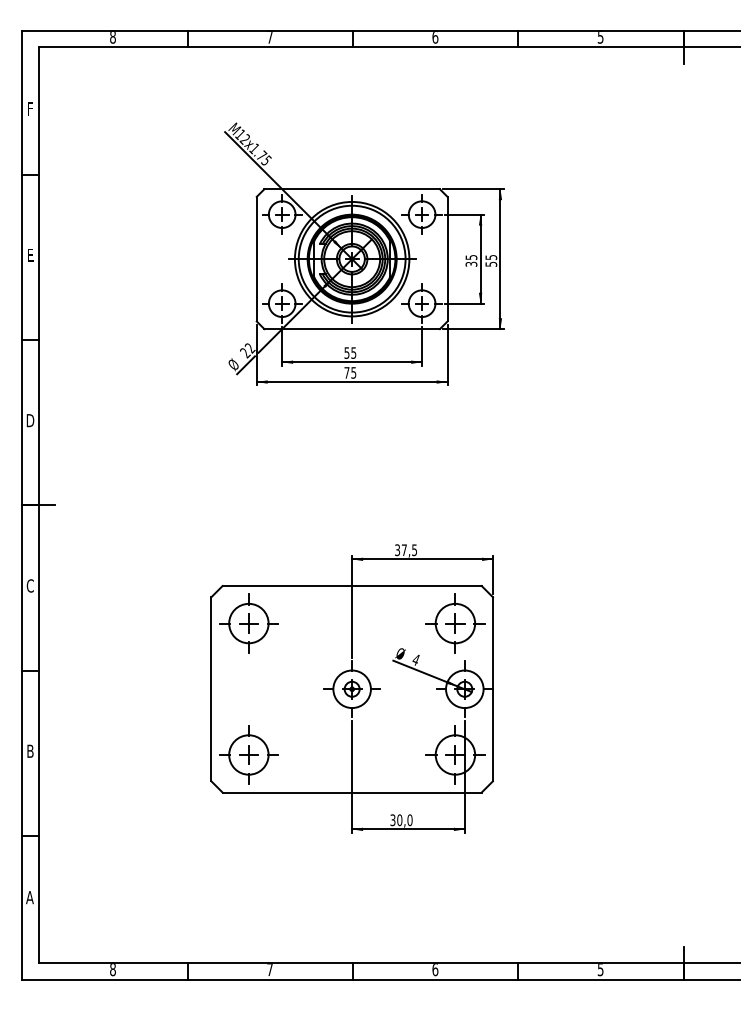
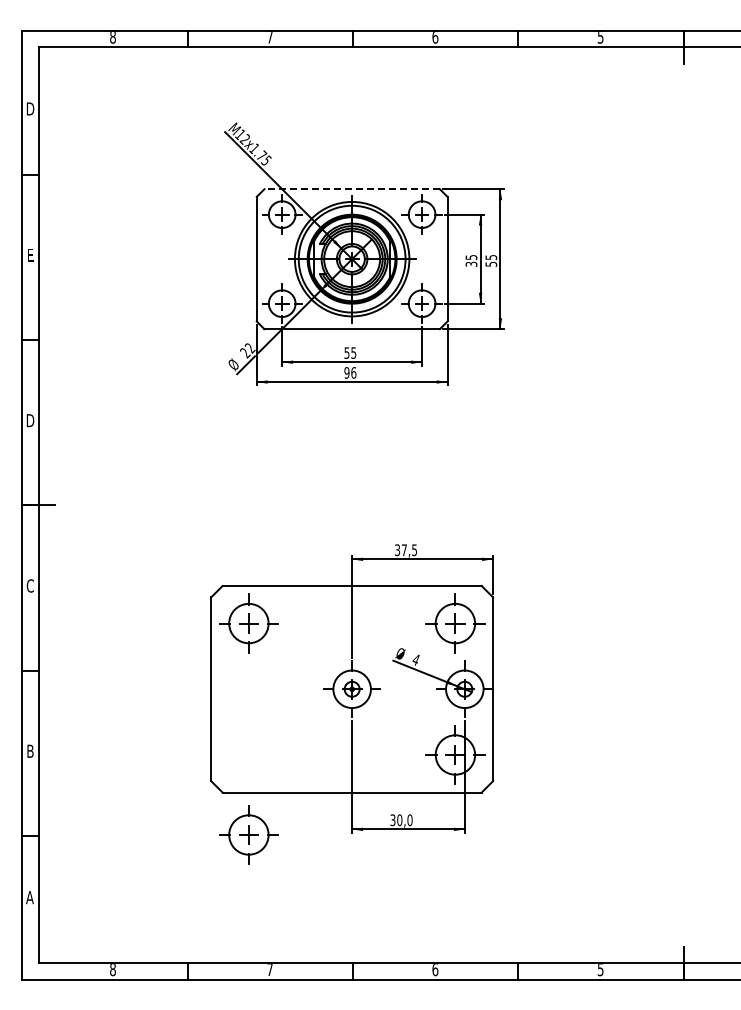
text: F -> D (30, 108)
line: solid -> dashed (352, 189)
text: 75 -> 96 (350, 372)
part position: (248, 754) -> (248, 834) (248, 834)
